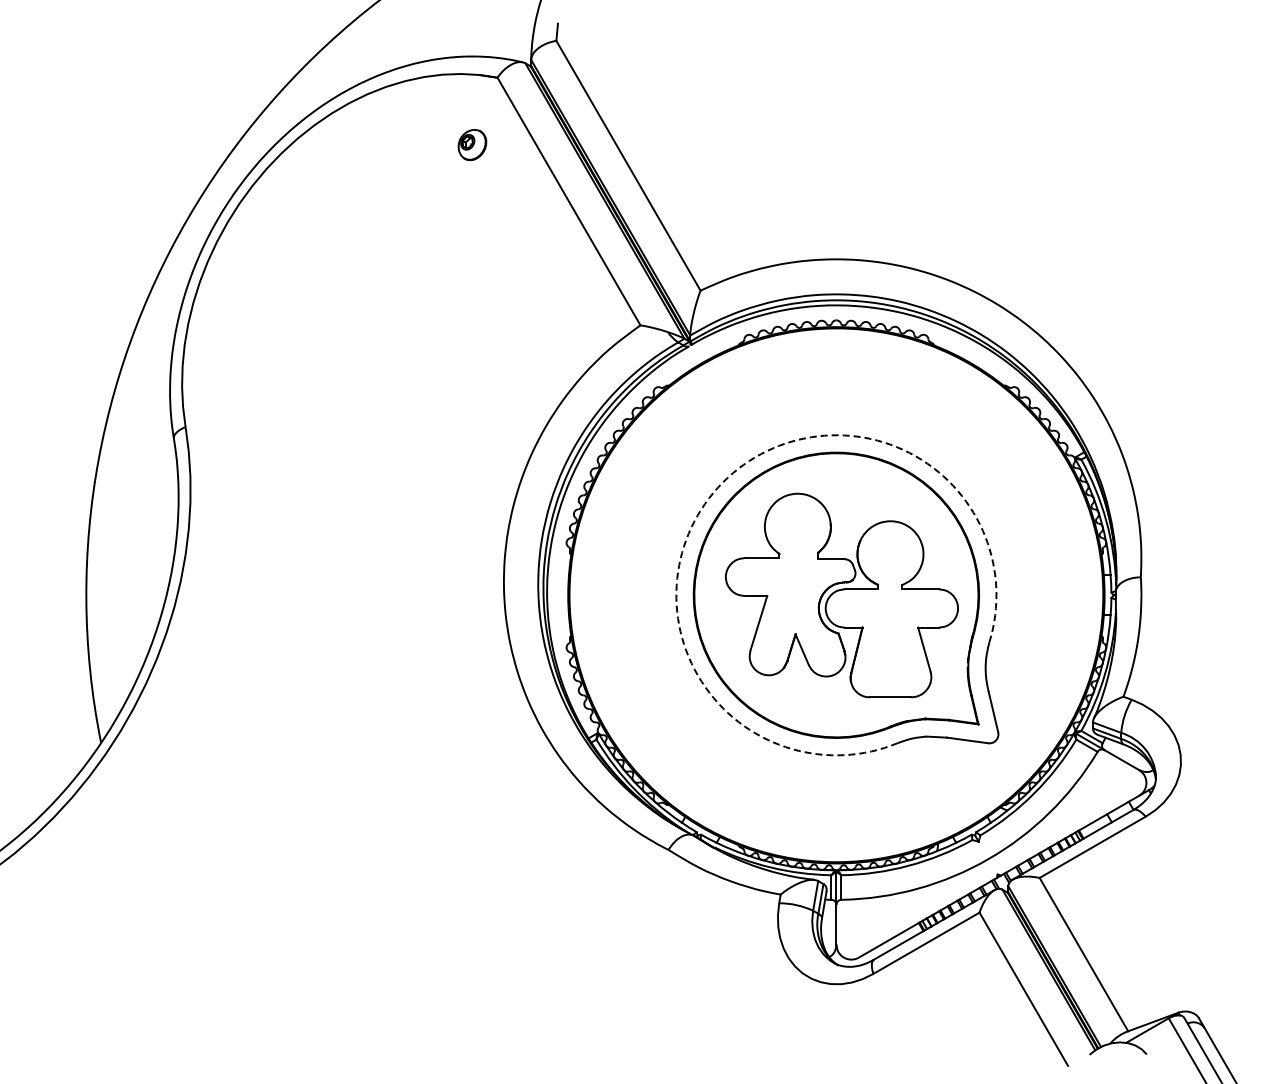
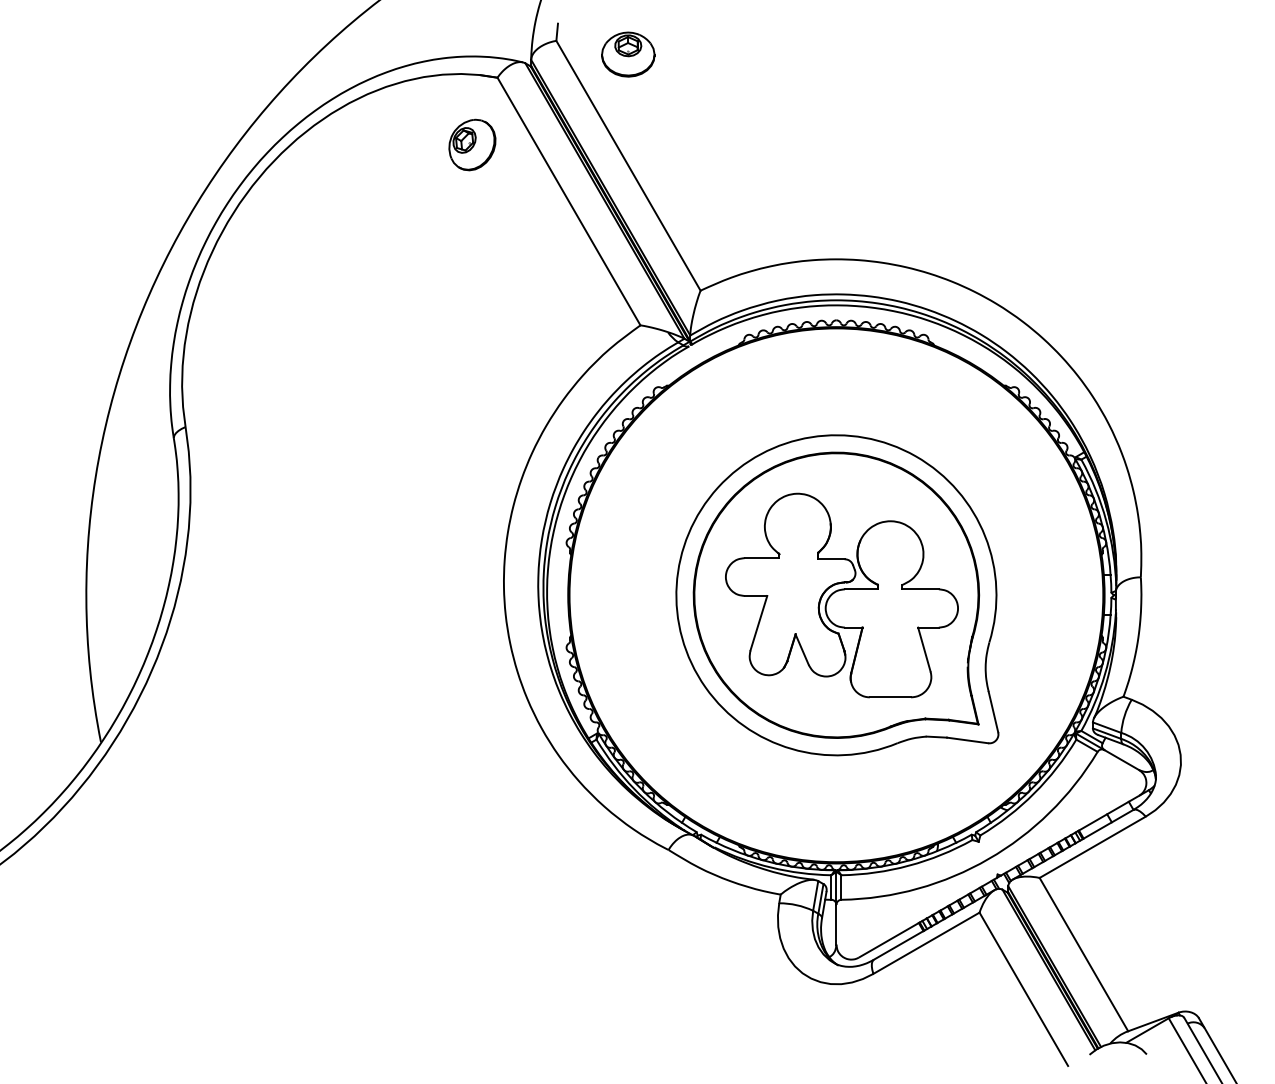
part: none -> present (628, 54)
part size: 31x33 px -> 49x54 px (472, 144)
arc: dashed -> solid (718, 487)
